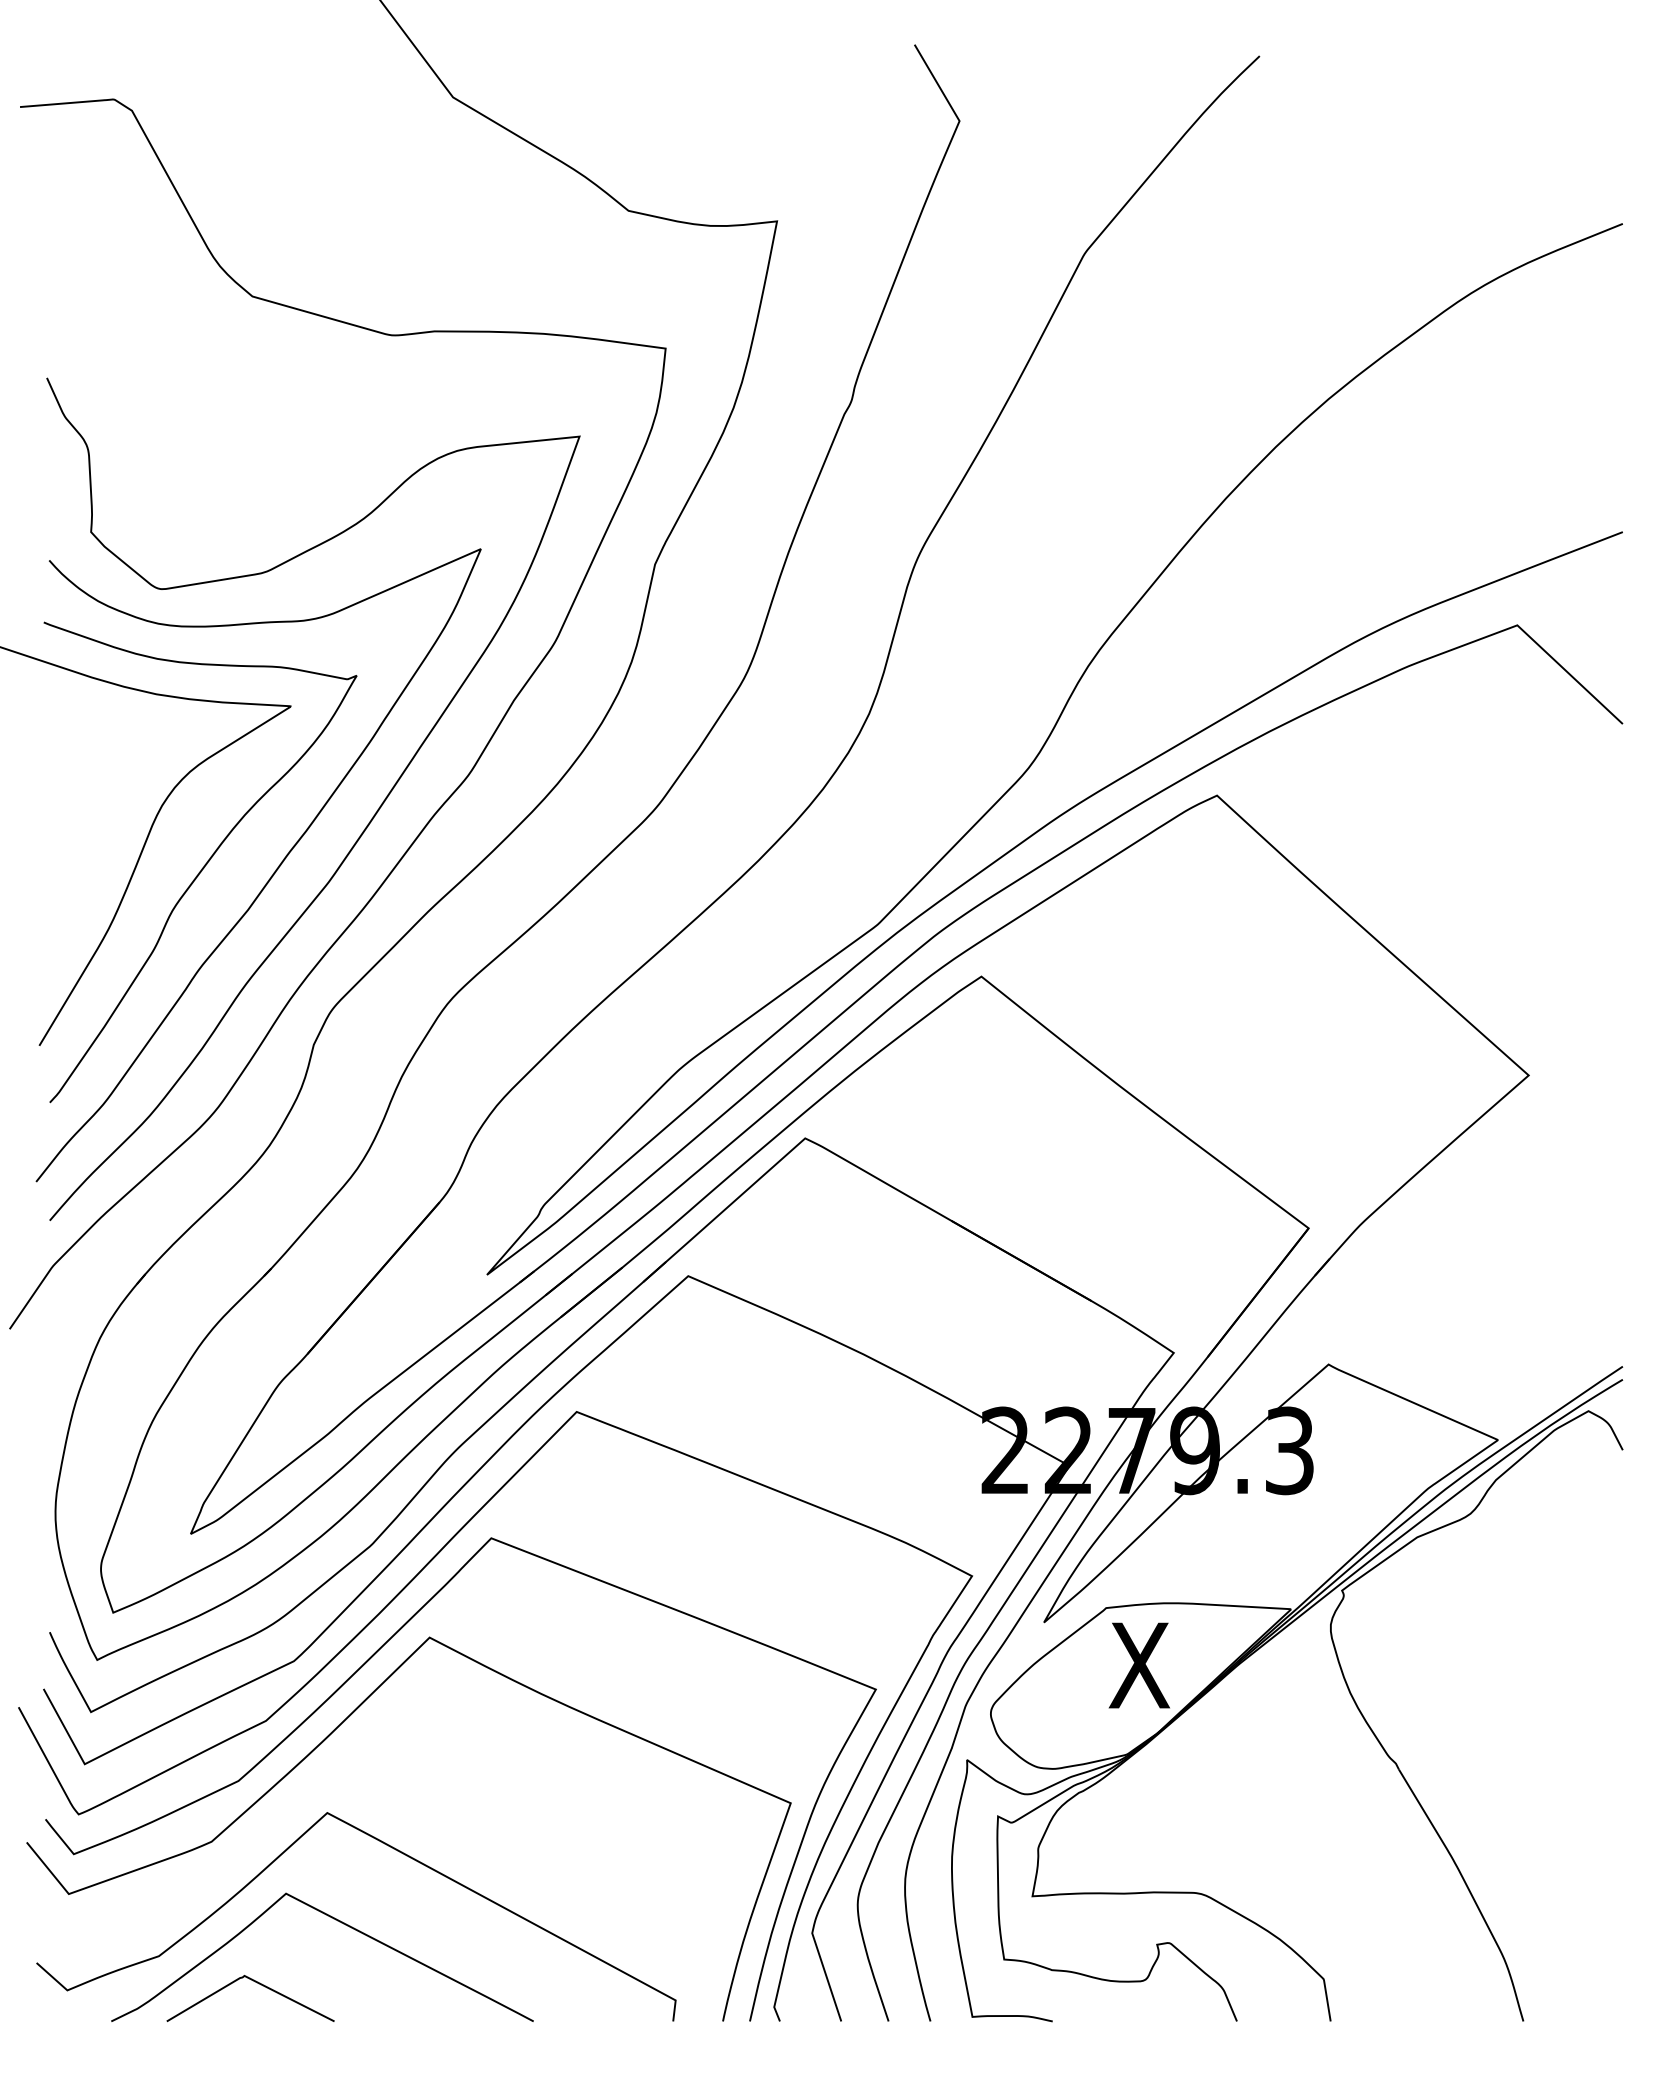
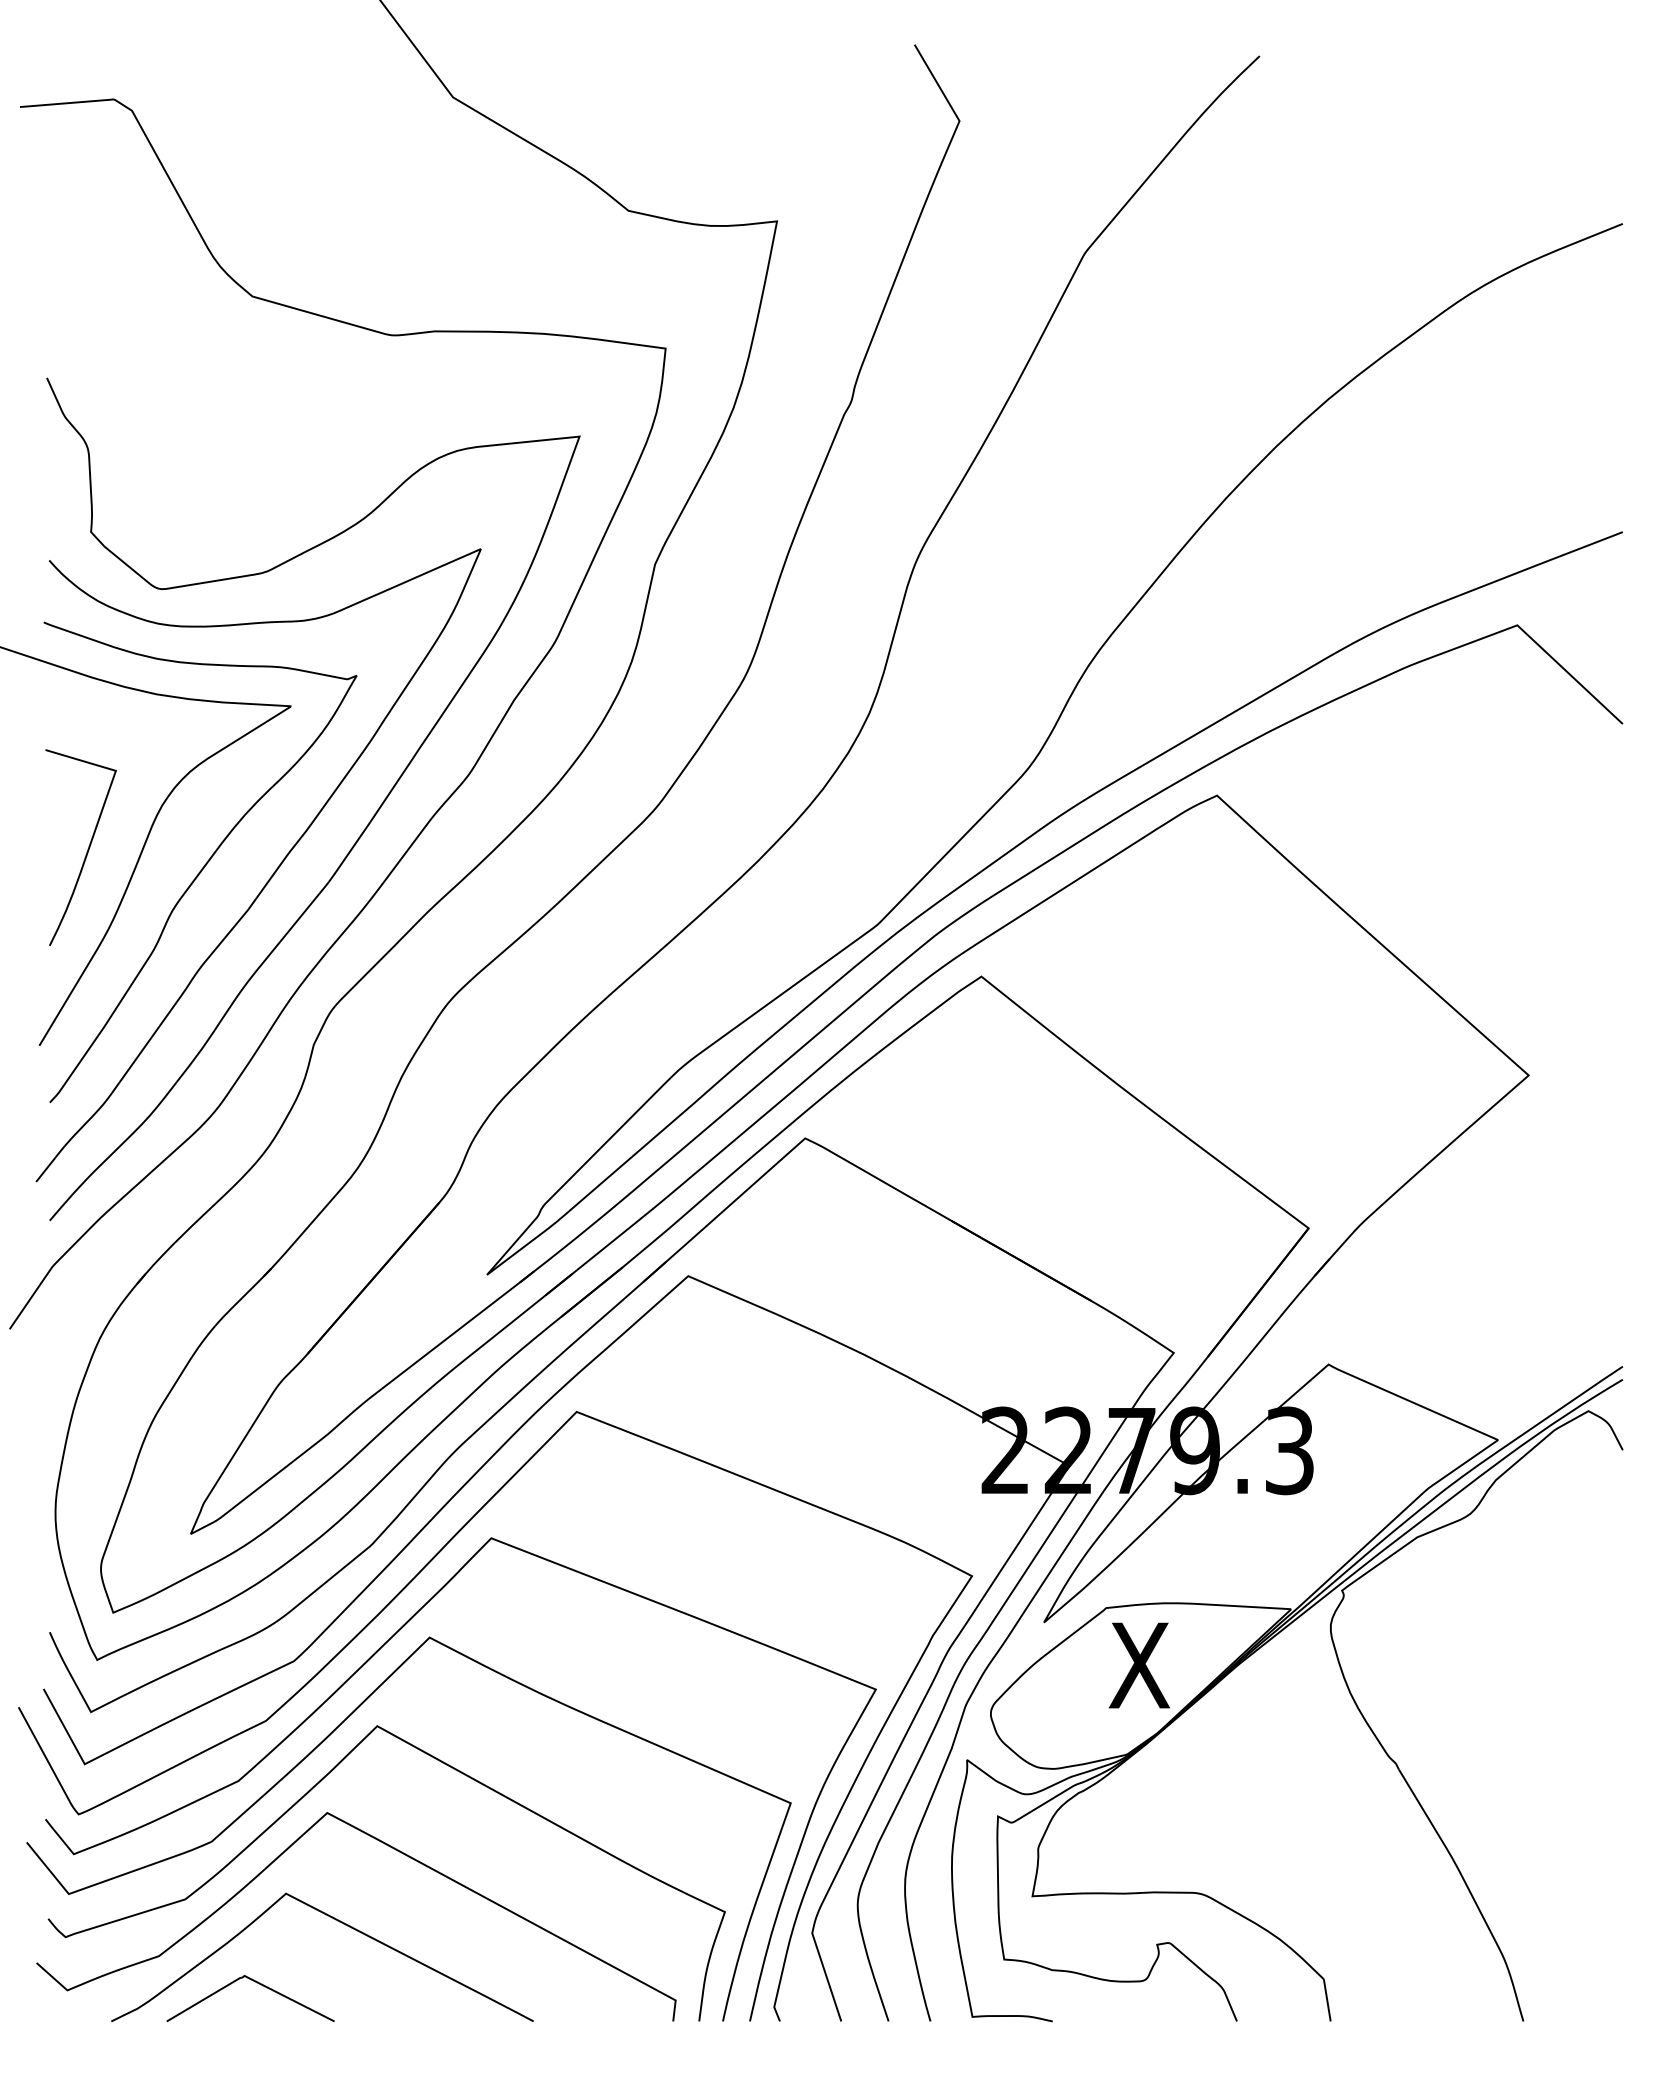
curve: none -> present (87, 849)
curve: none -> present (307, 1794)
